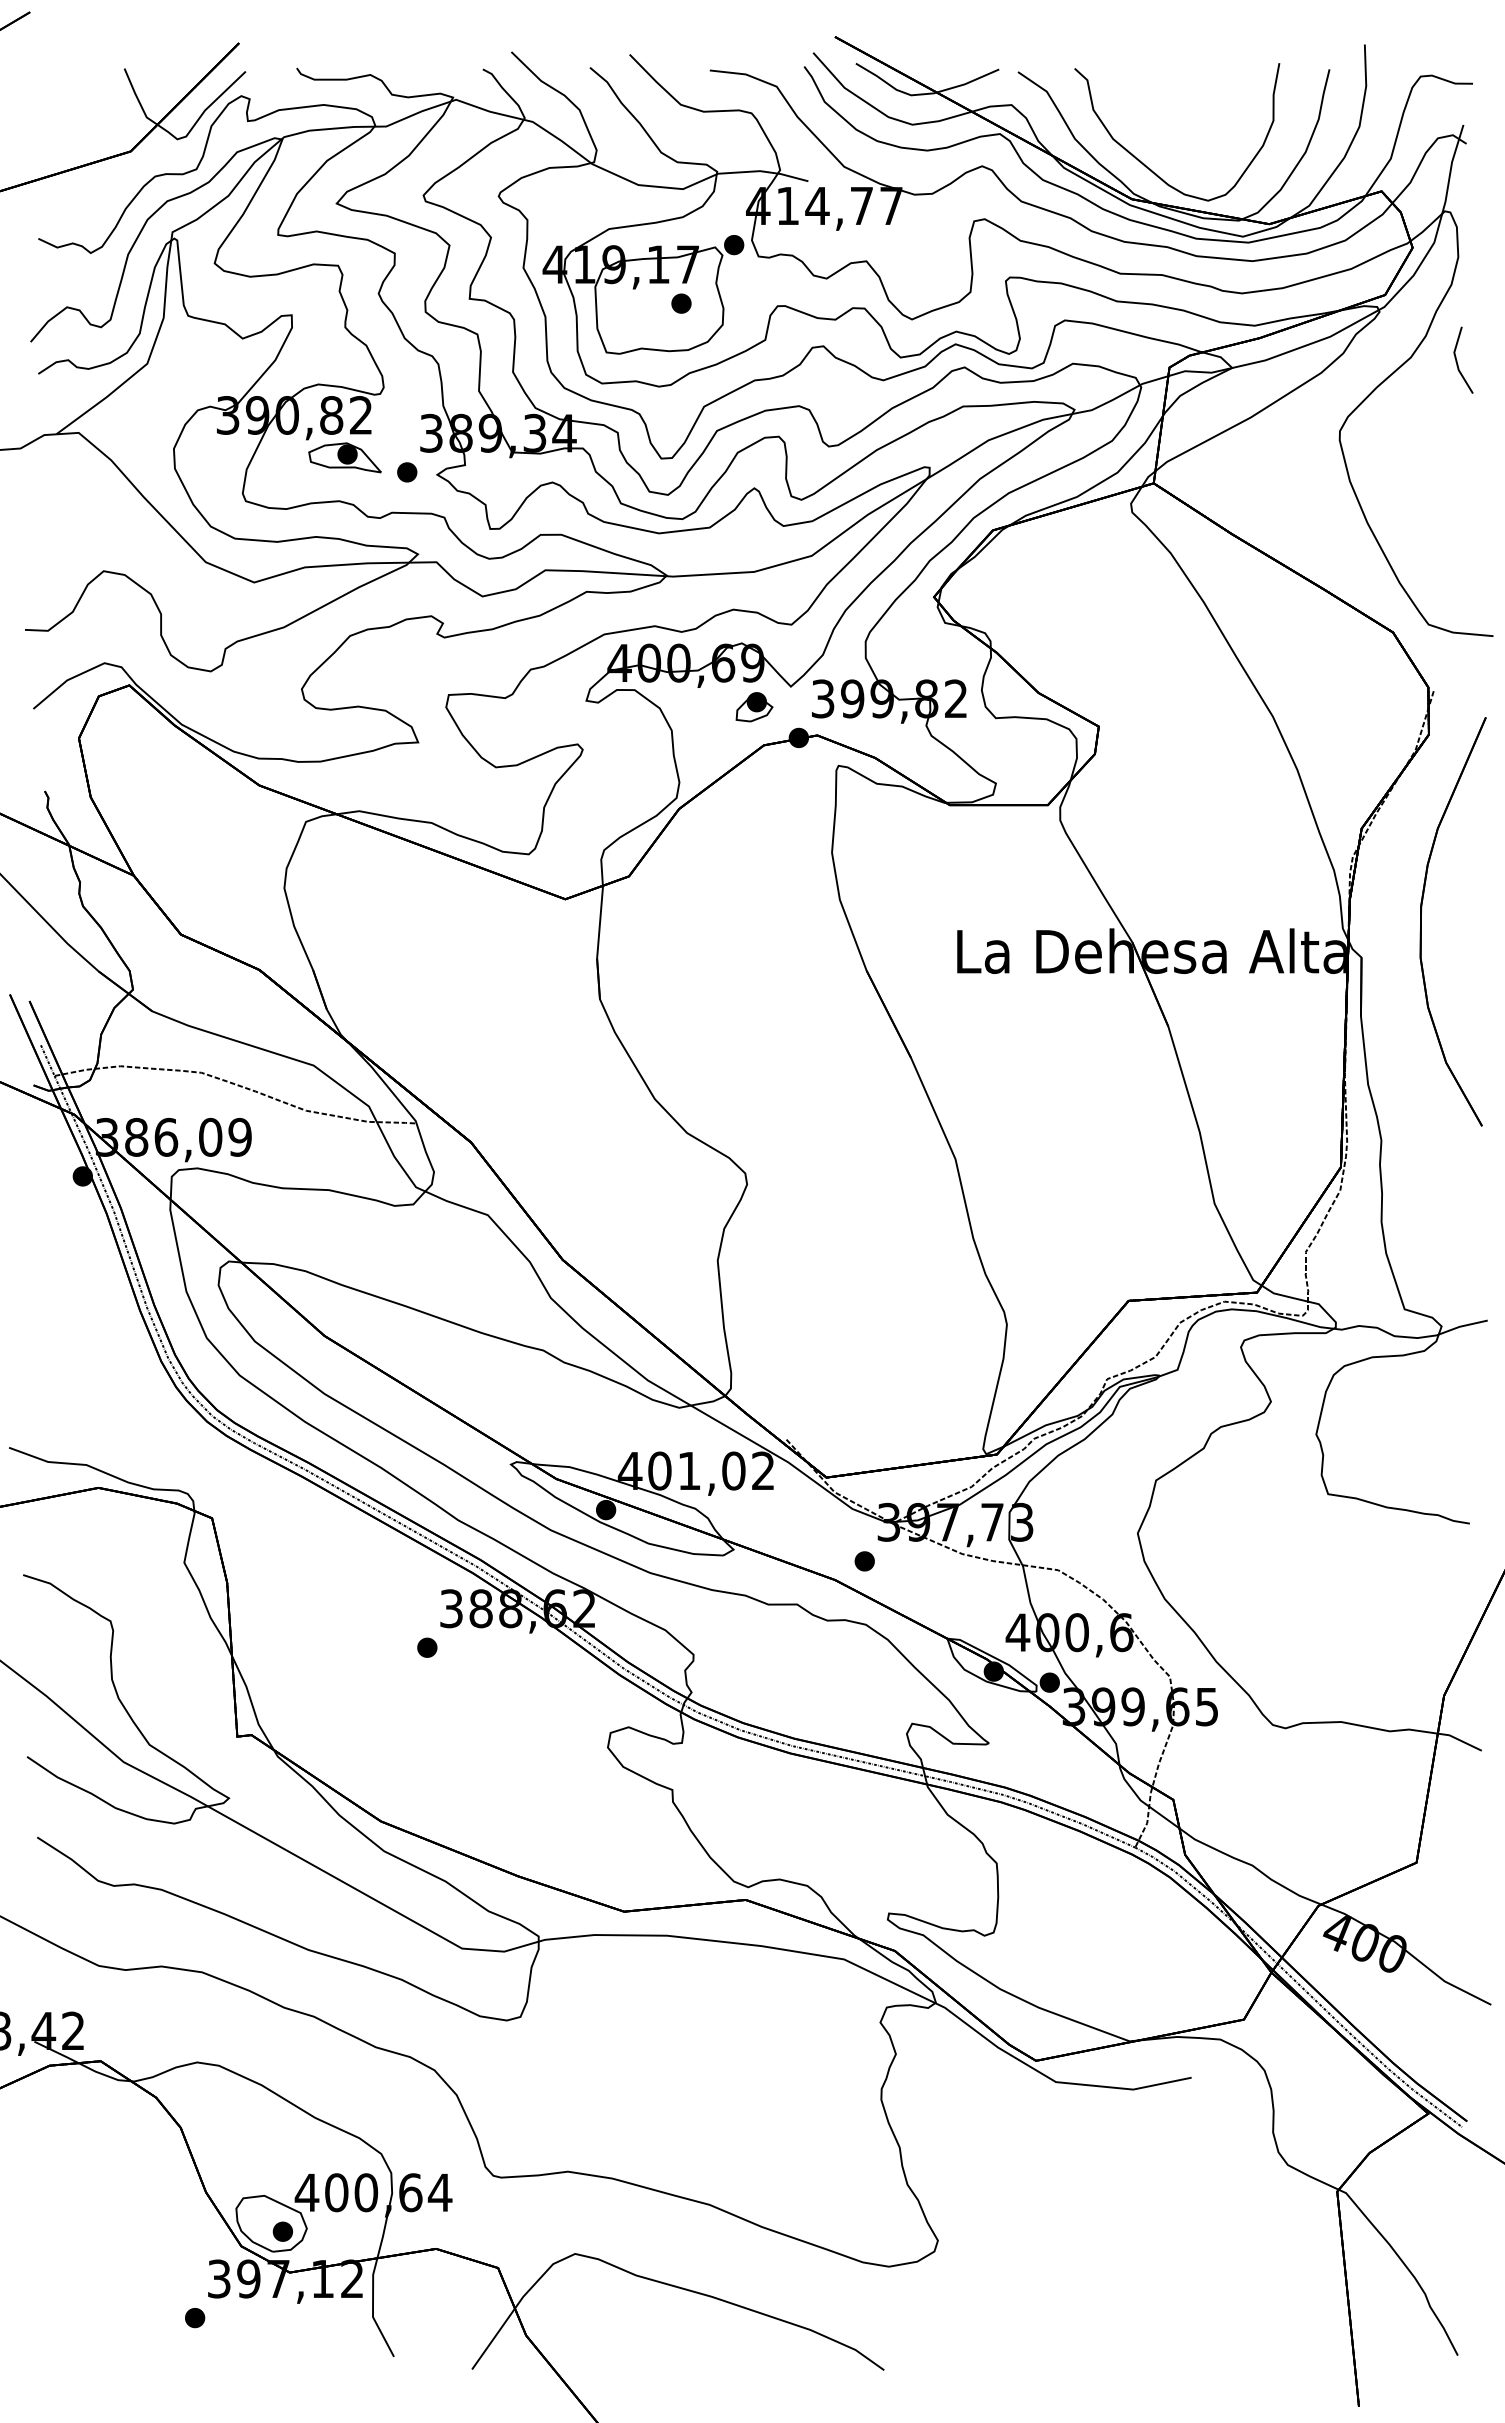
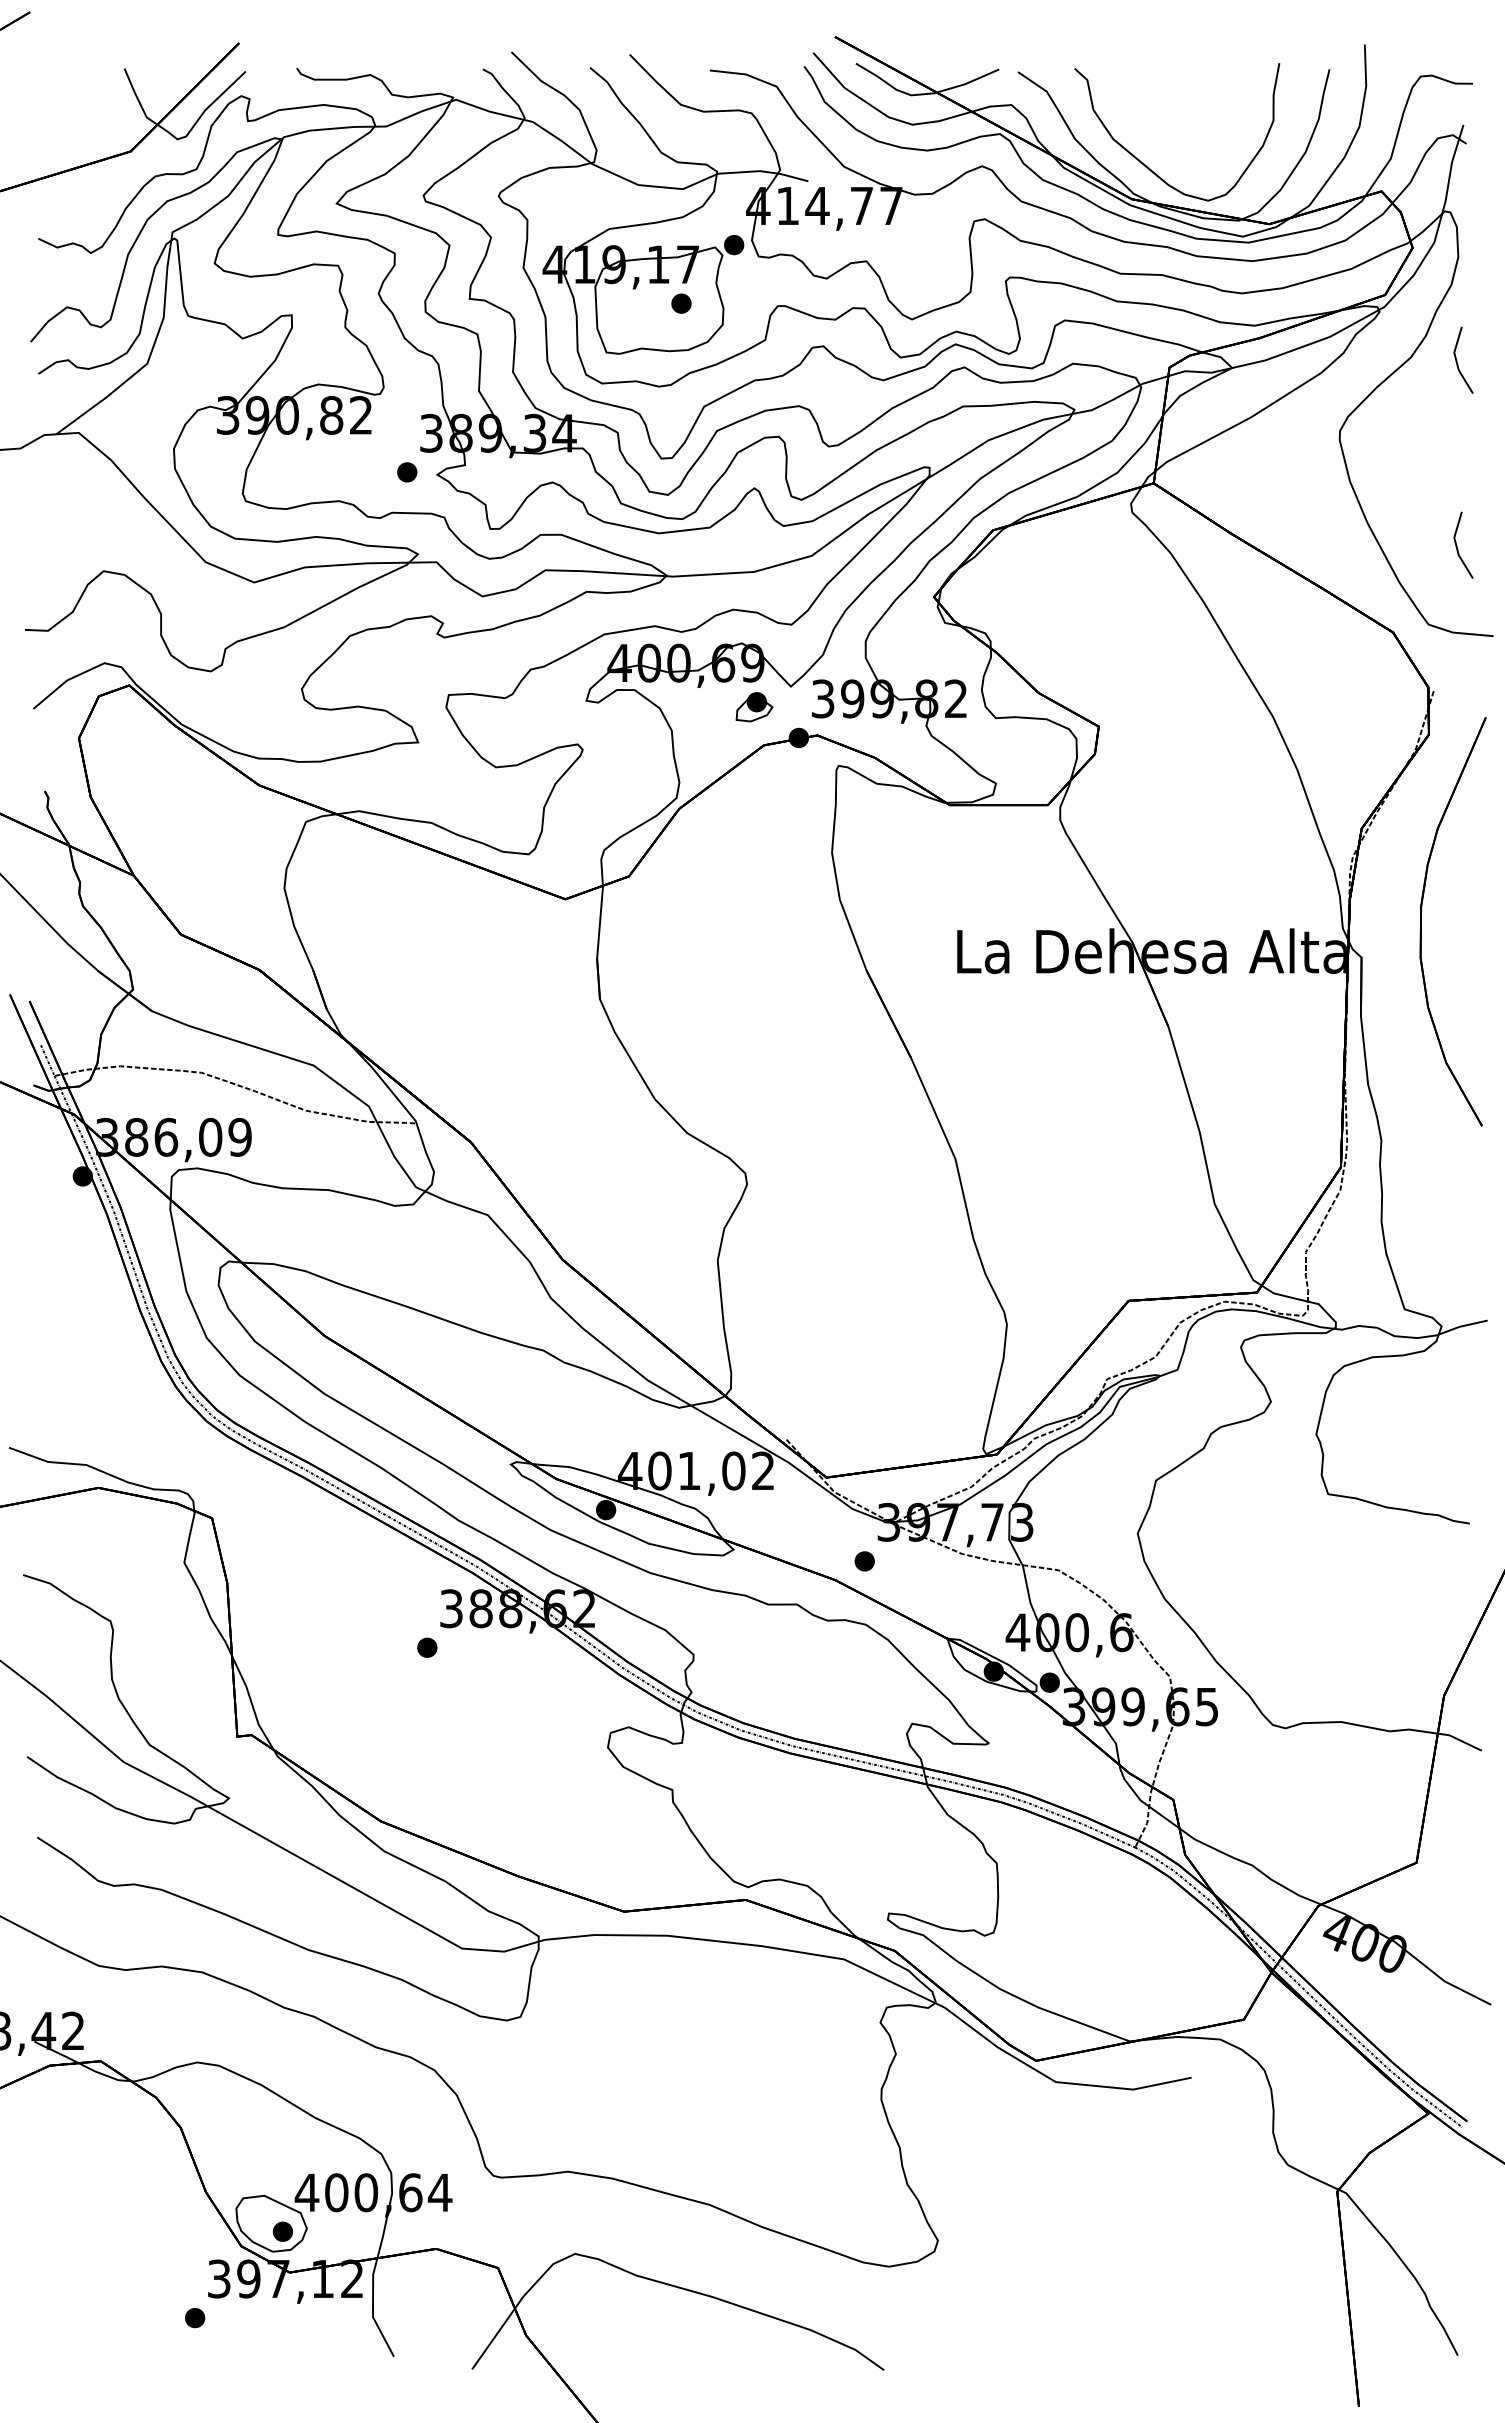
part: present -> none (344, 457)
line: none -> present (1457, 545)
